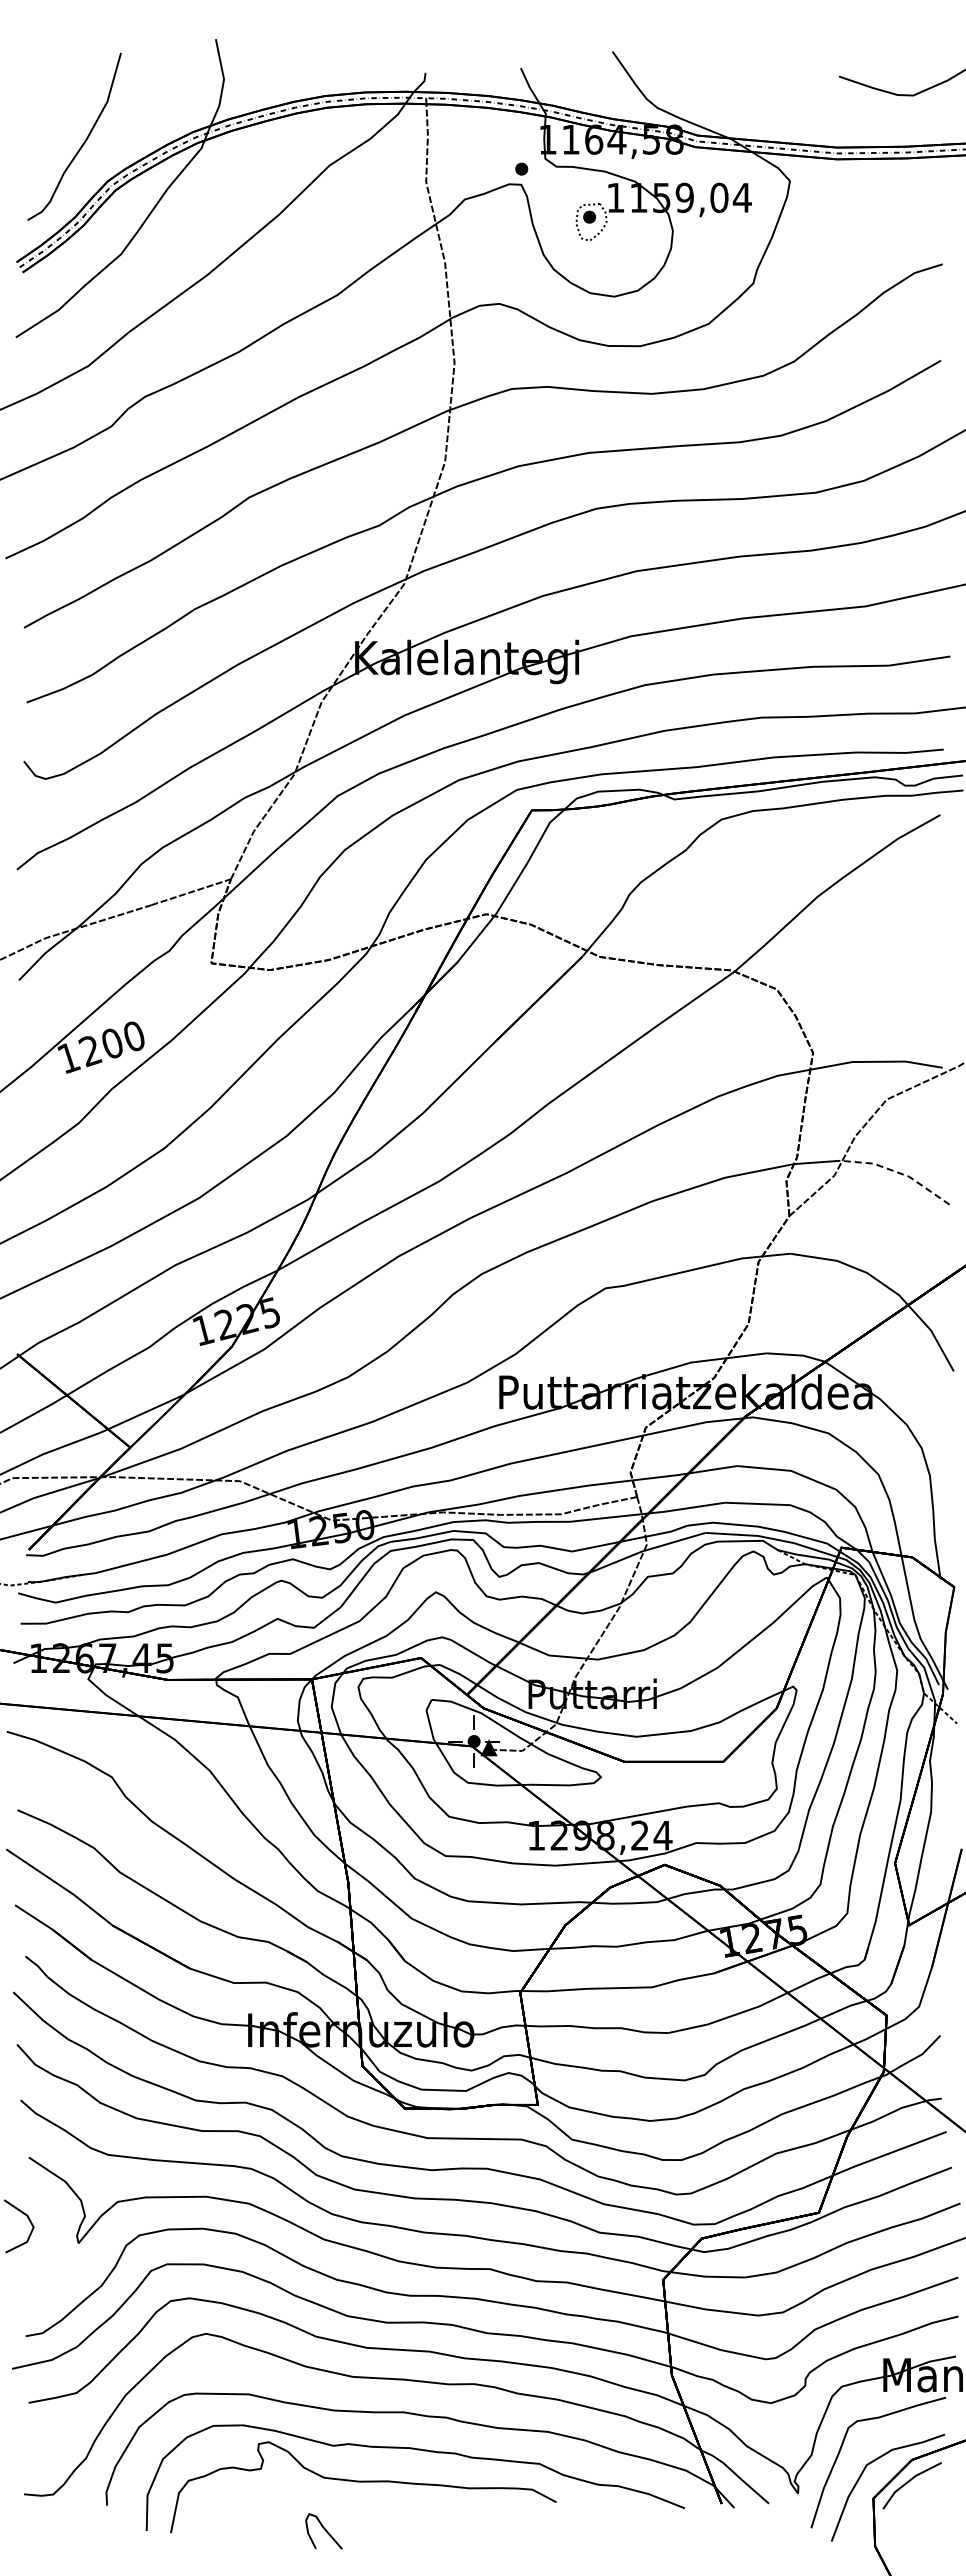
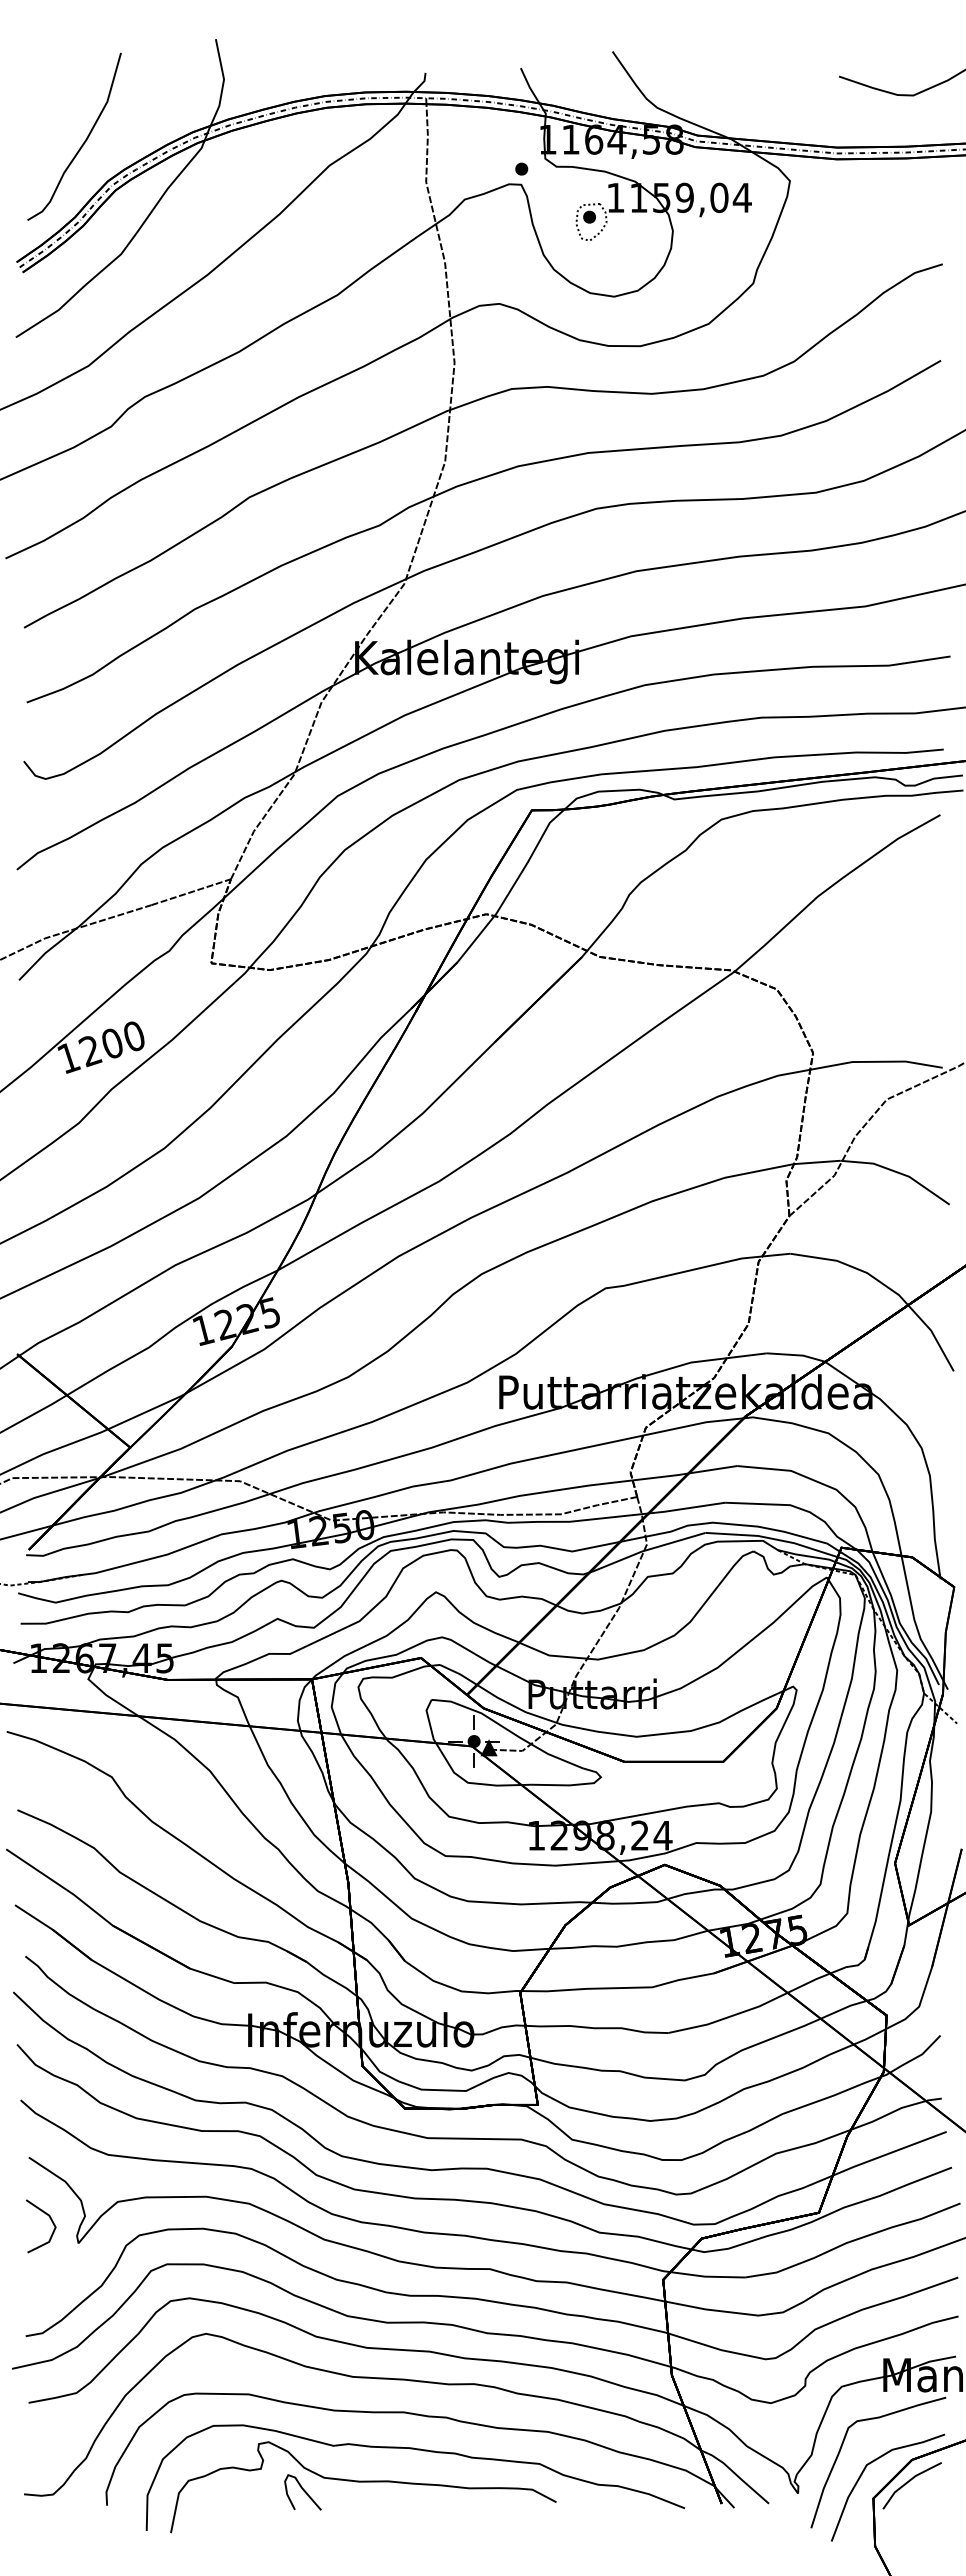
line: dashed -> solid (898, 1172)
line position: (28, 2220) -> (50, 2220) (50, 2220)
curve position: (324, 2530) -> (303, 2491) (303, 2491)
